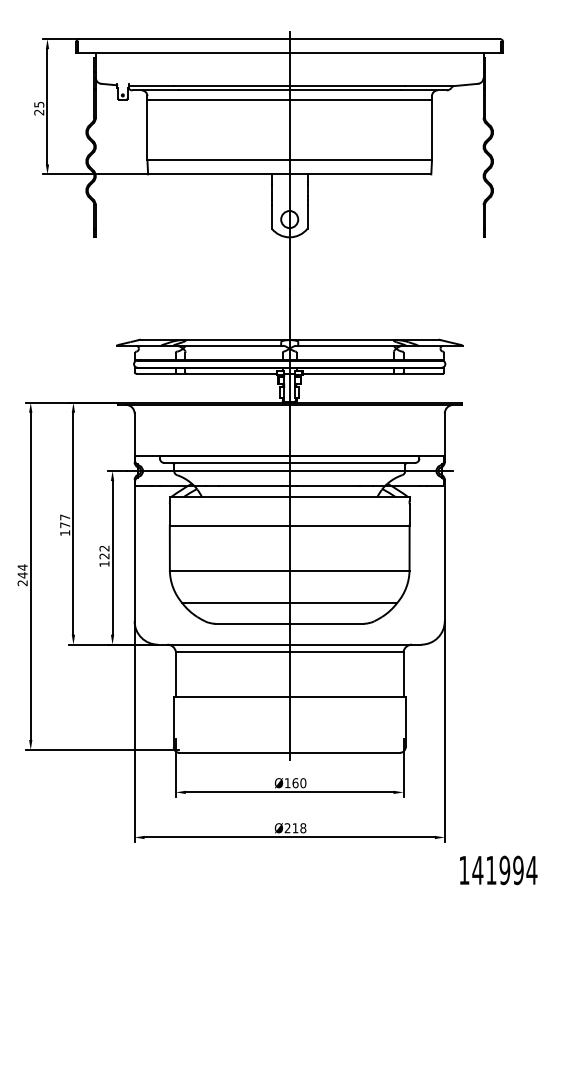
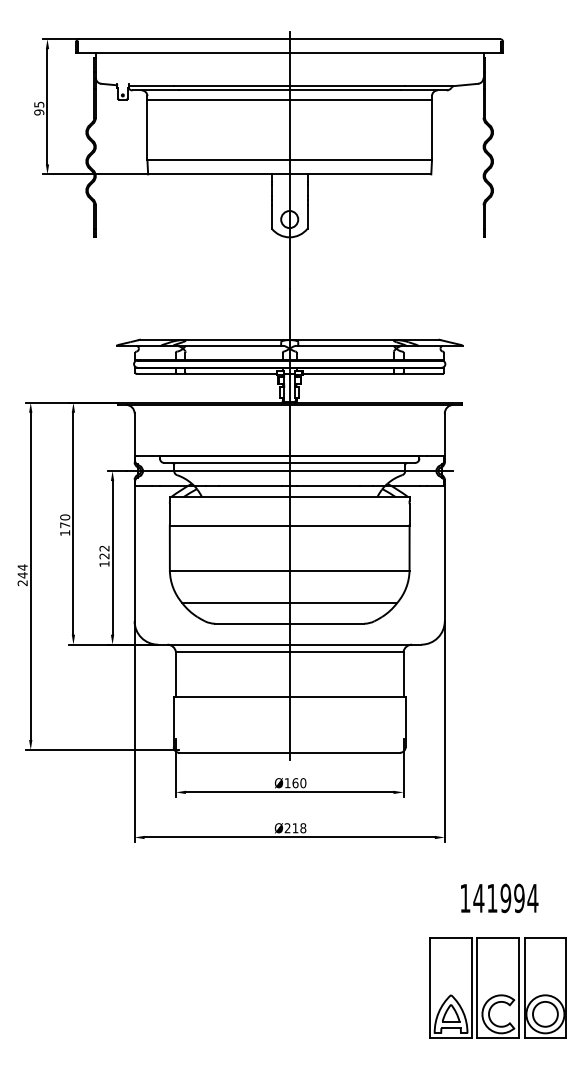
text: 25 -> 95 (39, 112)
text: 177 -> 170 (65, 517)
text position: (498, 870) -> (499, 898) (499, 898)
part: none -> present (497, 987)
